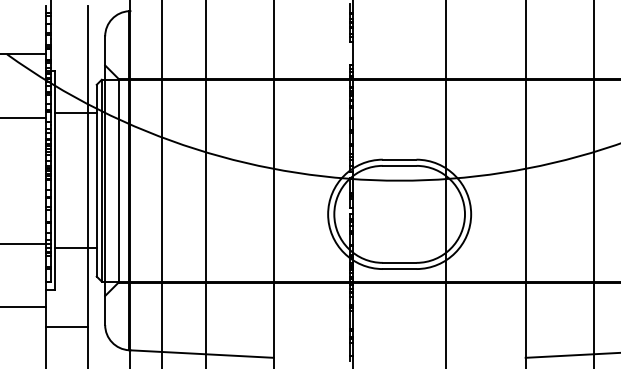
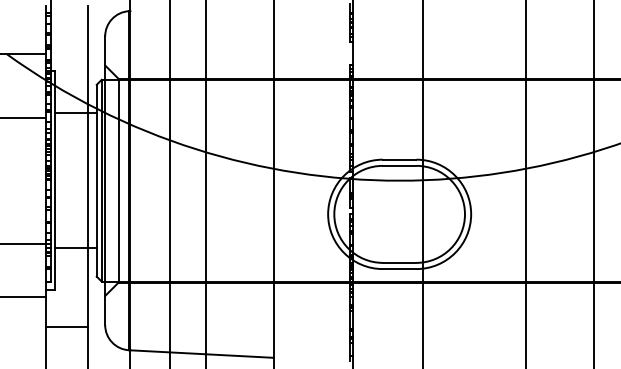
line position: (162, 183) -> (170, 183) (170, 183)
line position: (445, 183) -> (422, 183) (422, 183)
line position: (24, 307) -> (24, 297) (24, 297)
line: present -> none (571, 355)
